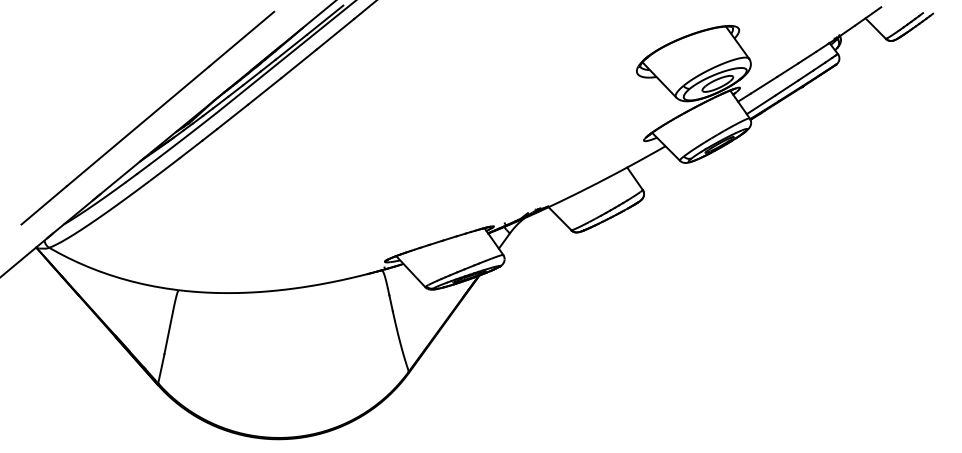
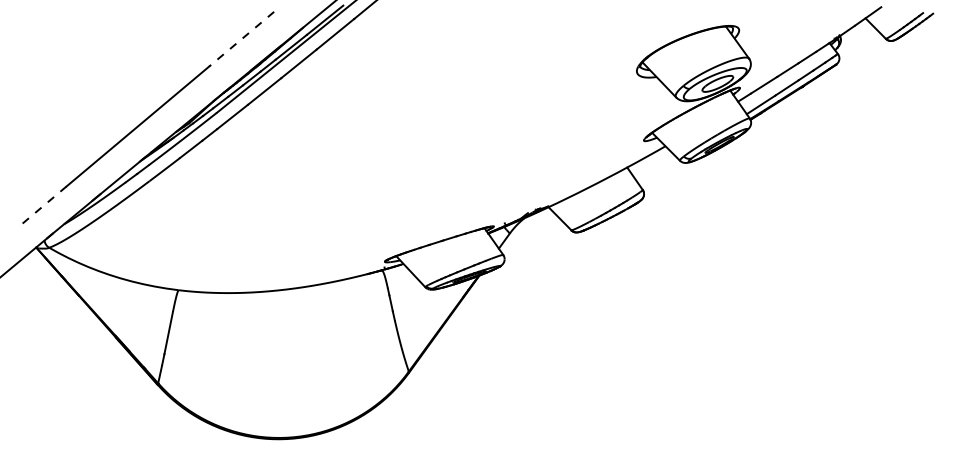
line: solid -> dashed (241, 39)
line: solid -> dashed (44, 205)
